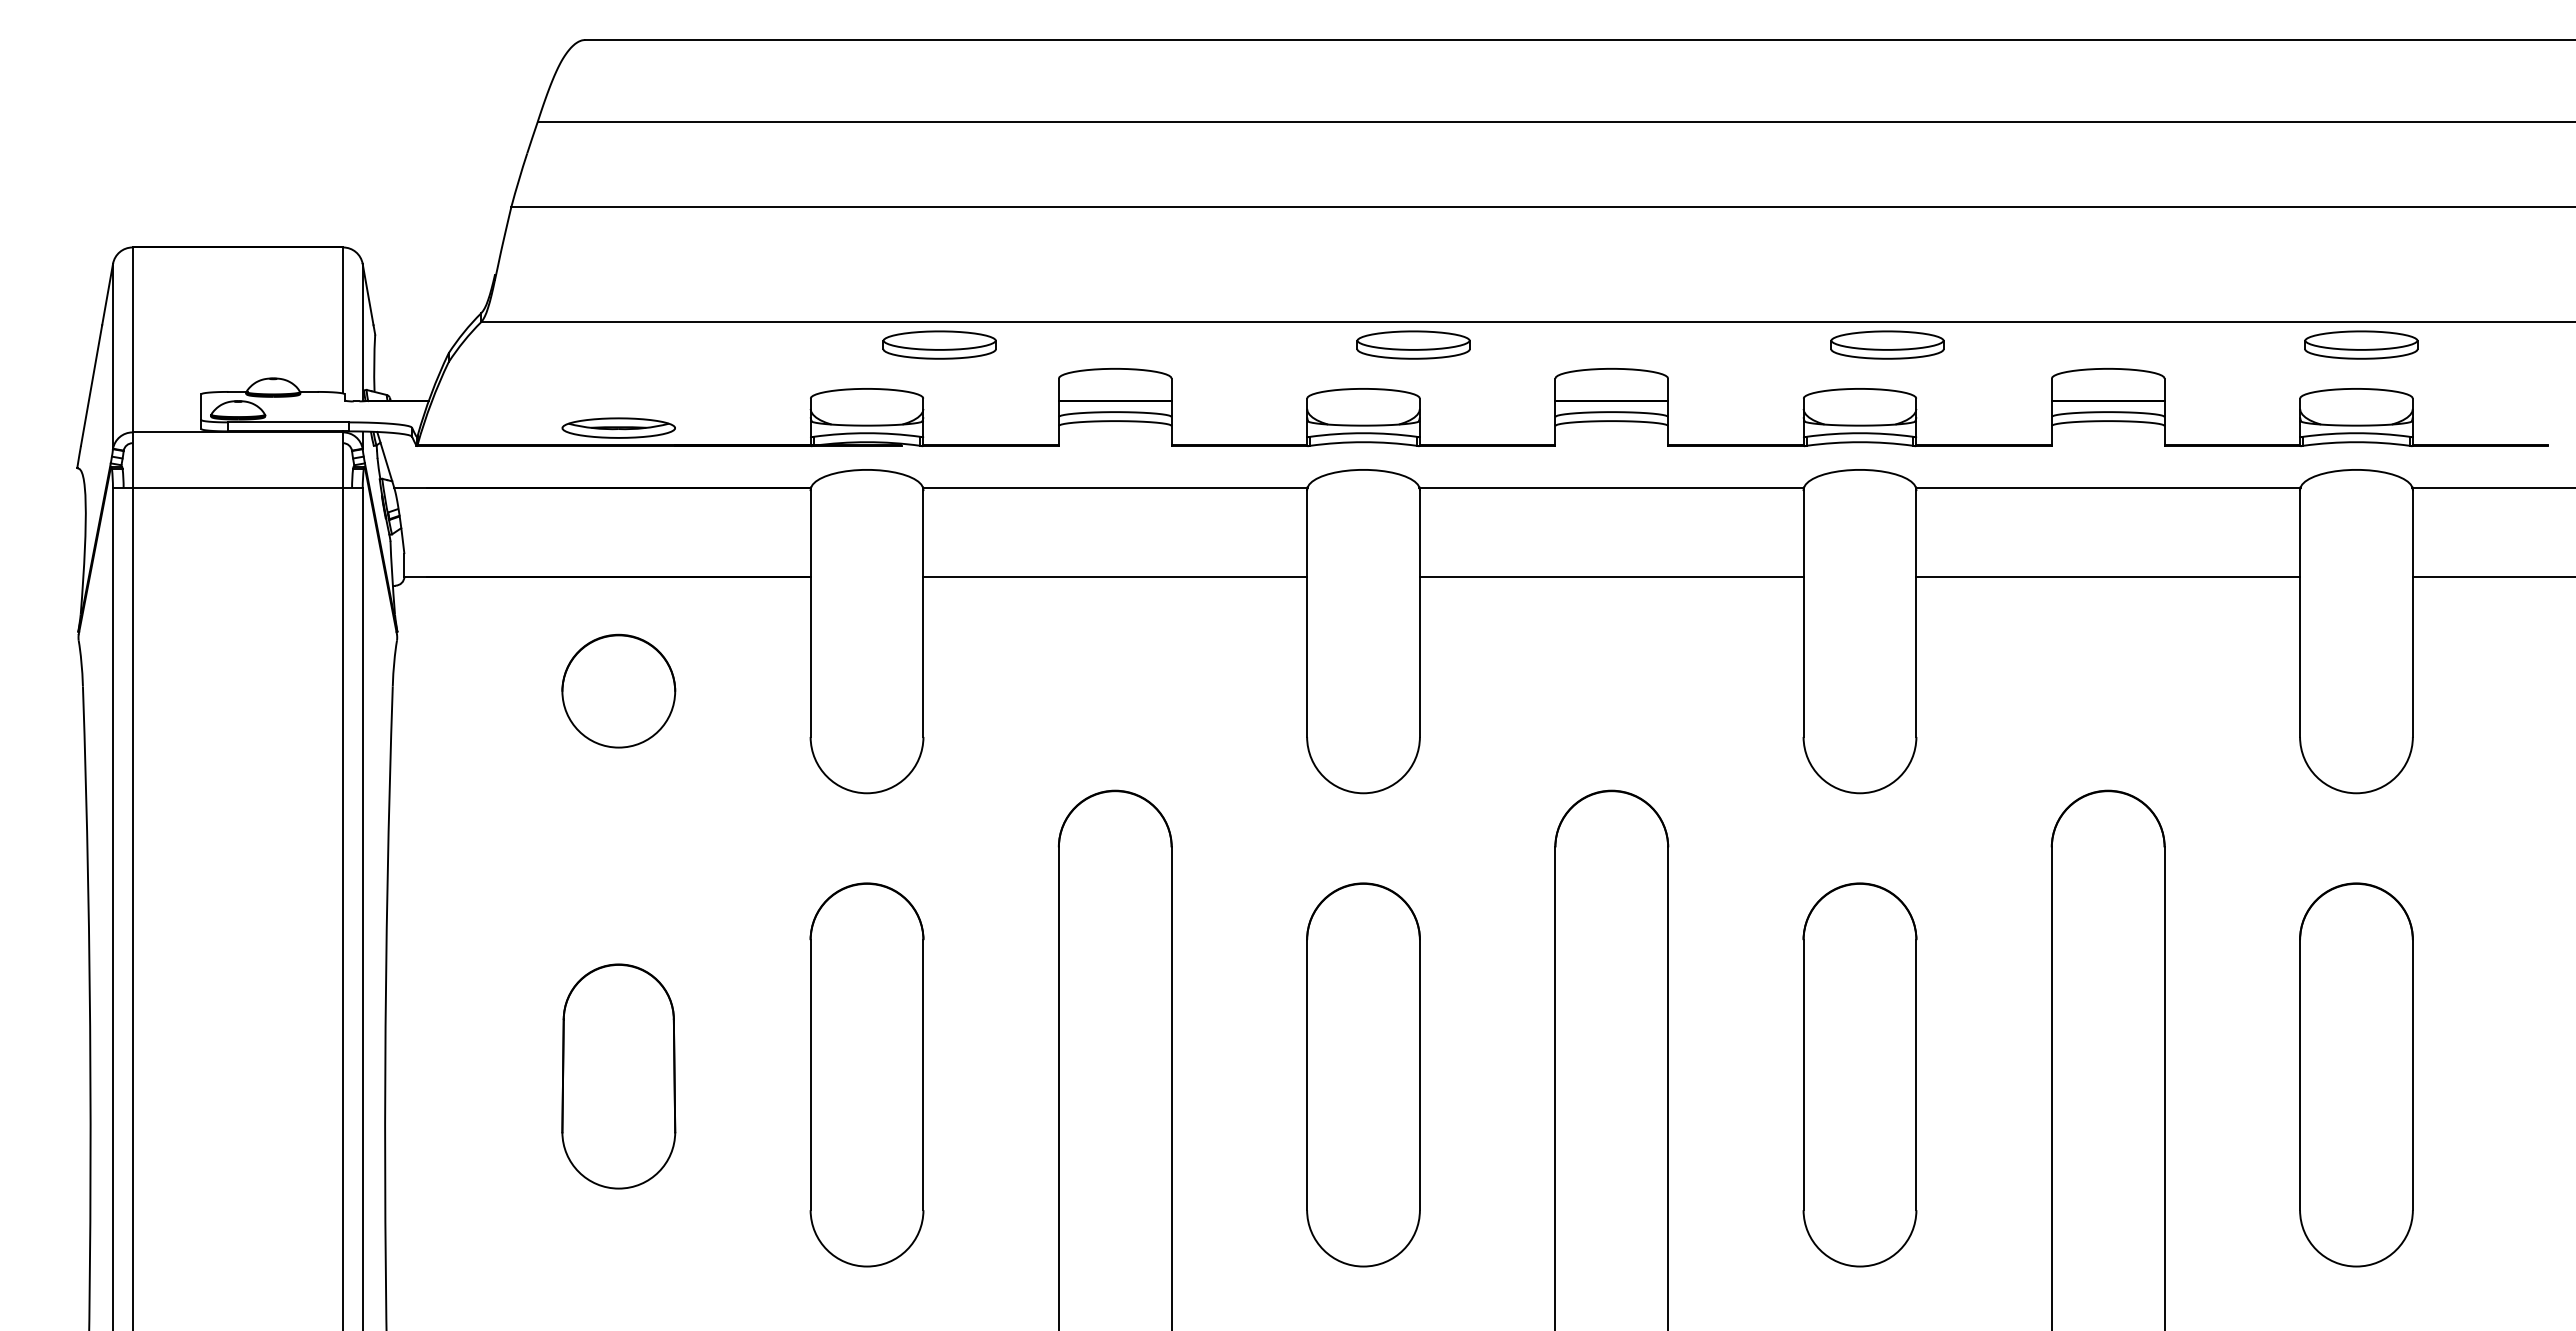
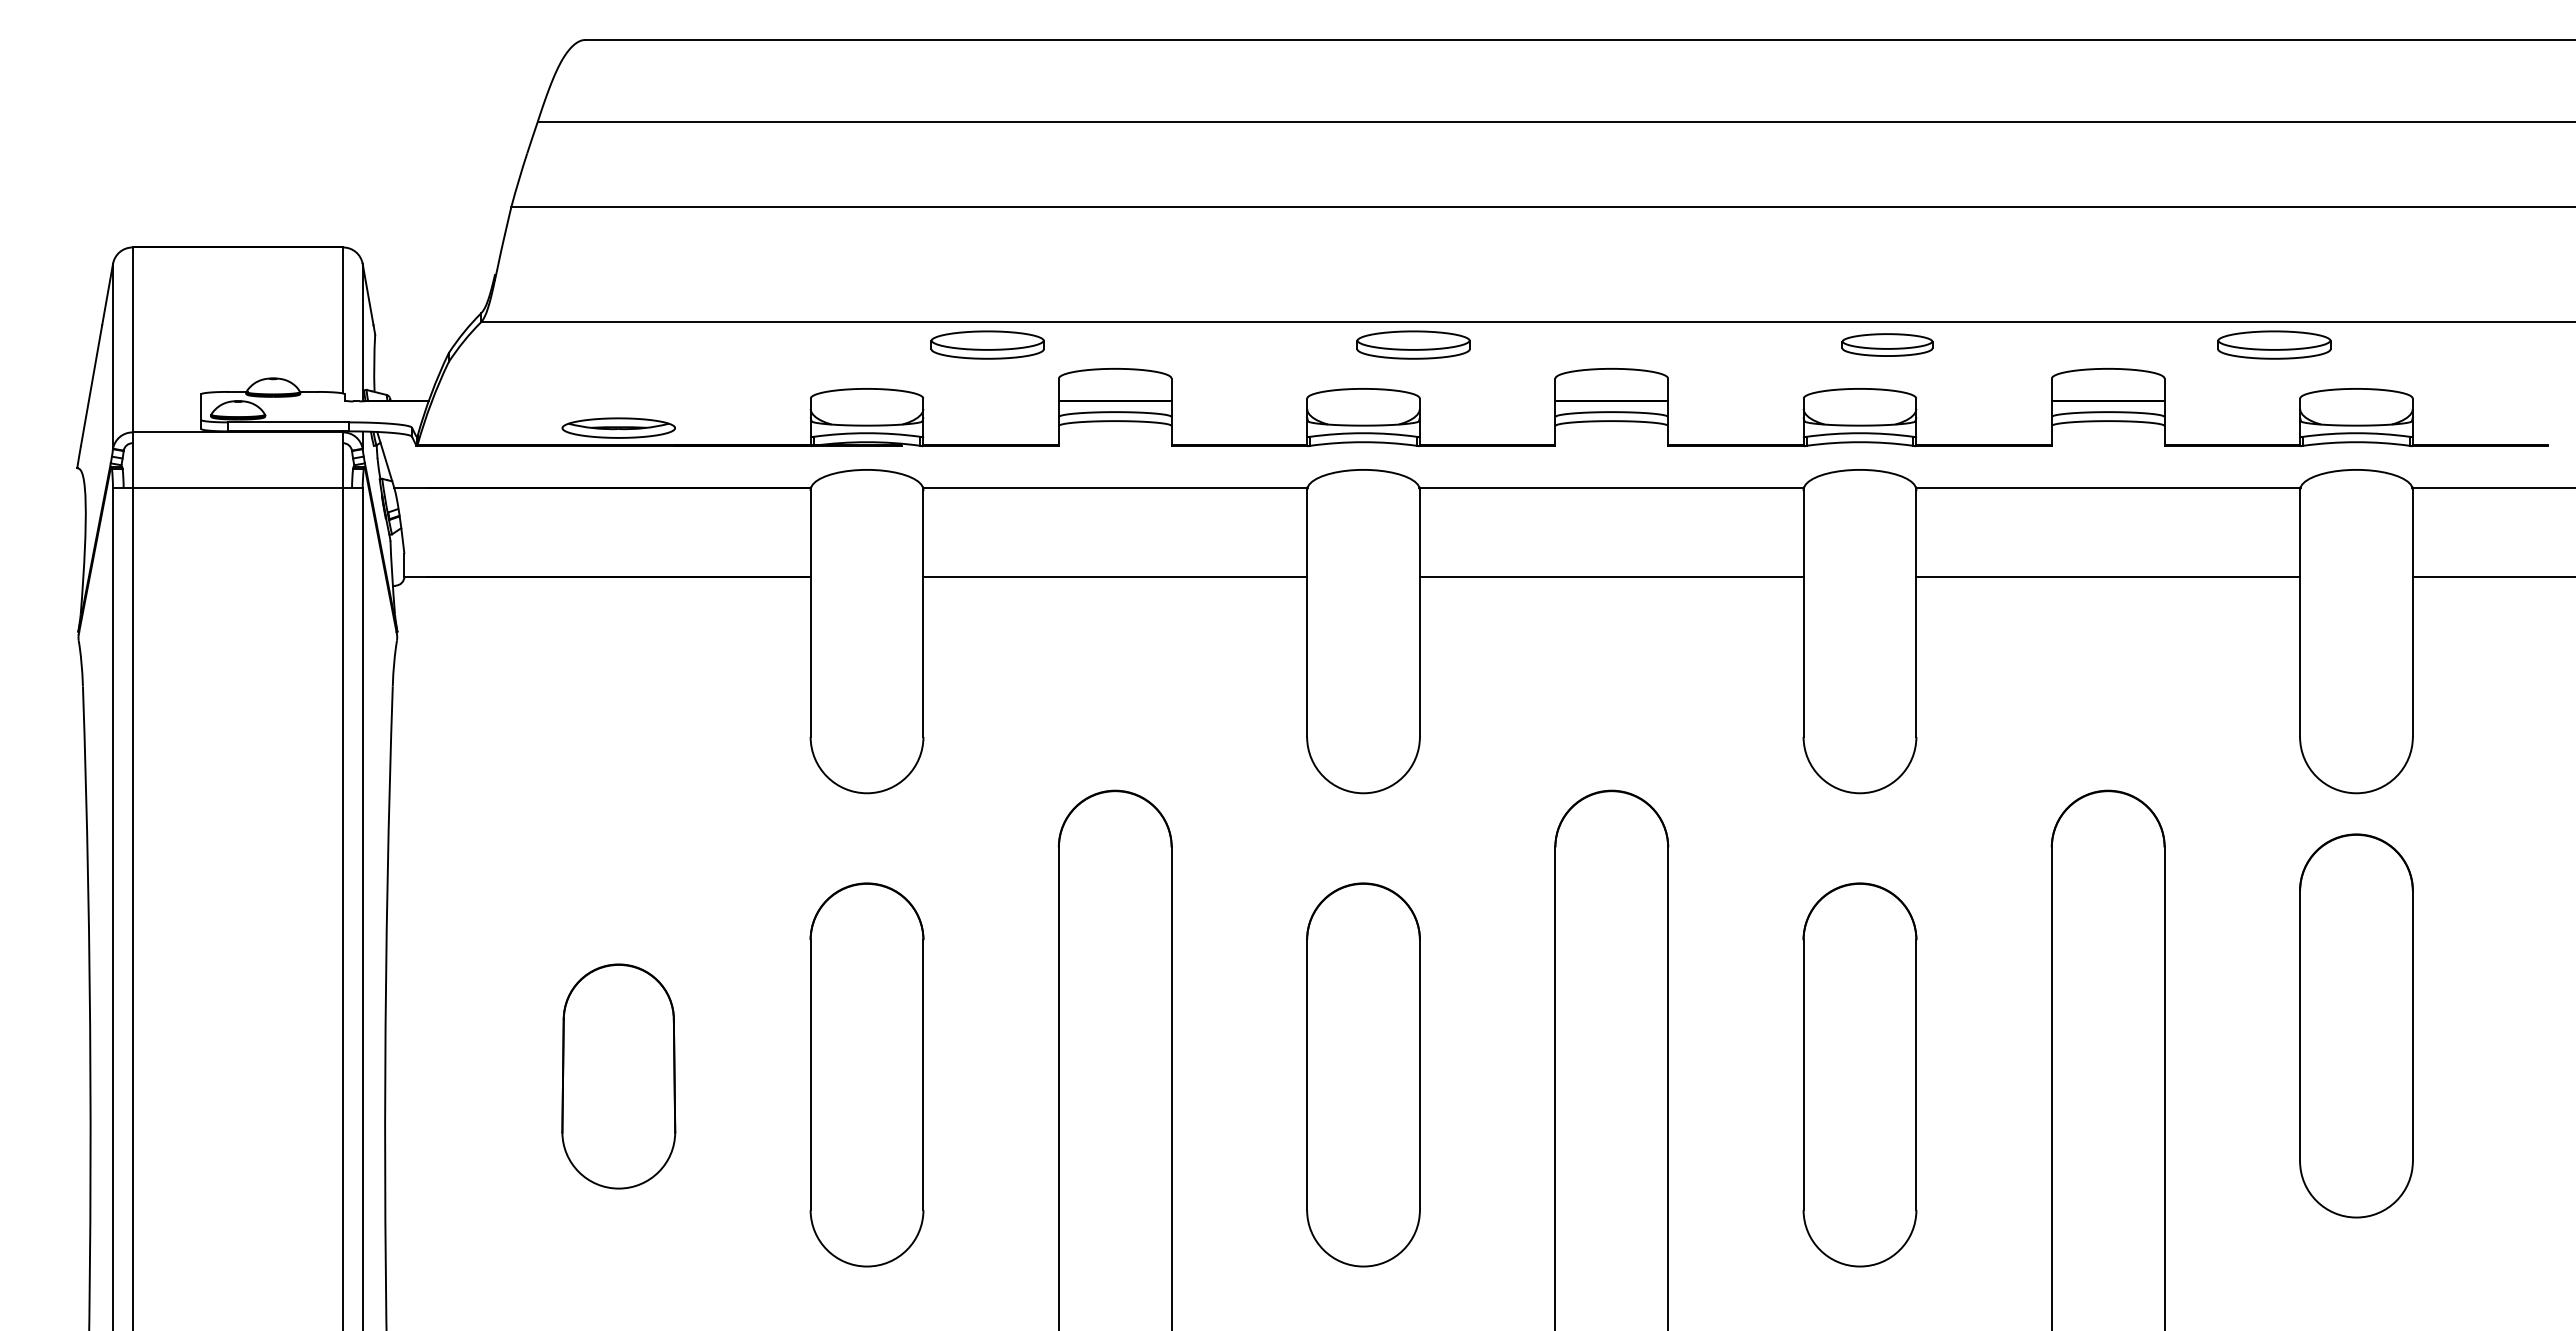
part position: (939, 344) -> (987, 344) (987, 344)
part size: 115x30 px -> 93x24 px (1887, 344)
part position: (2361, 344) -> (2274, 344) (2274, 344)
part: present -> none (618, 690)
part position: (2356, 1074) -> (2356, 1025) (2356, 1025)
